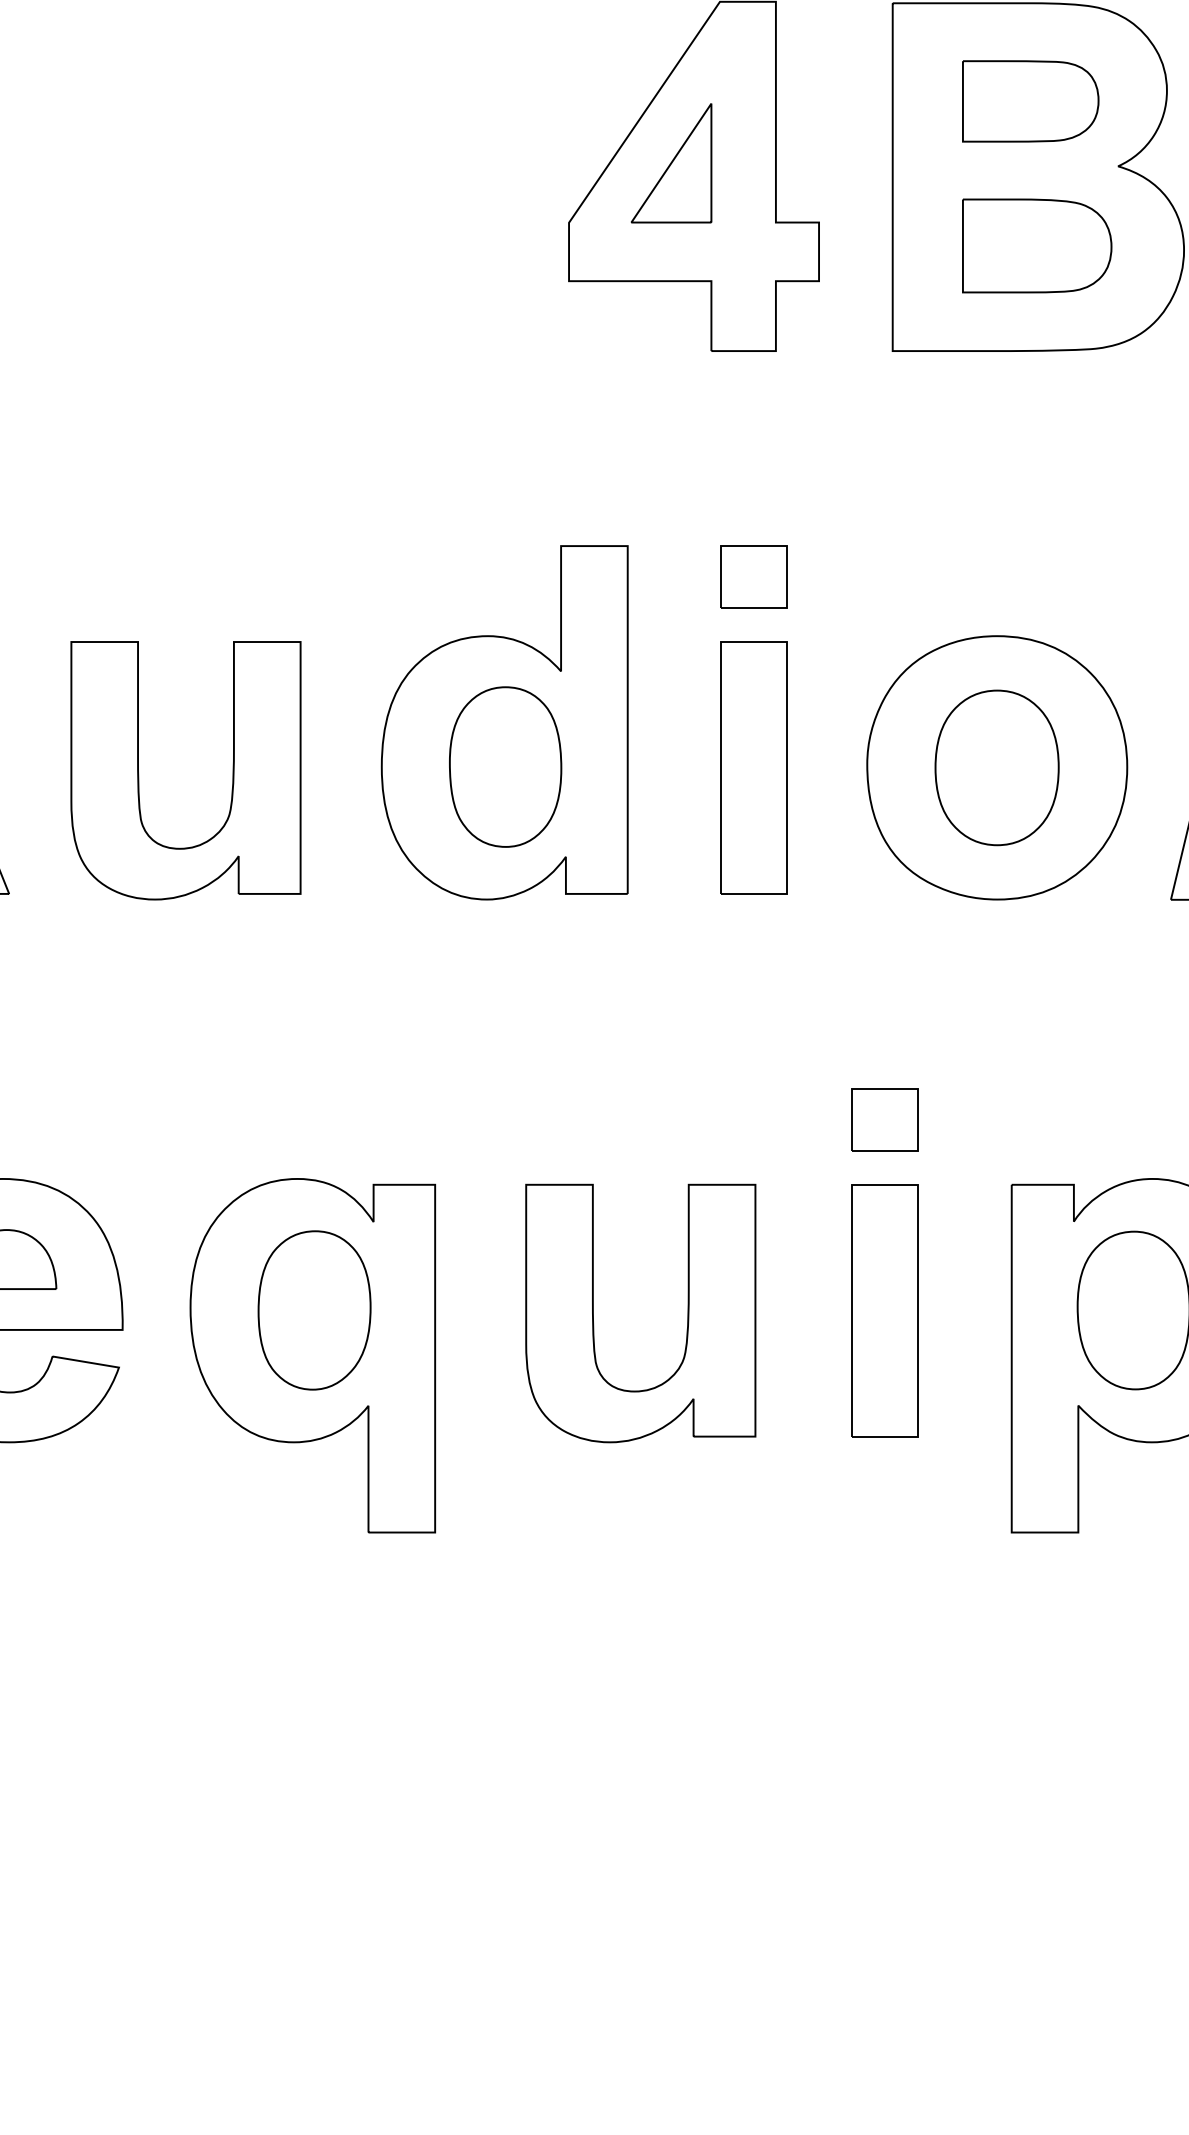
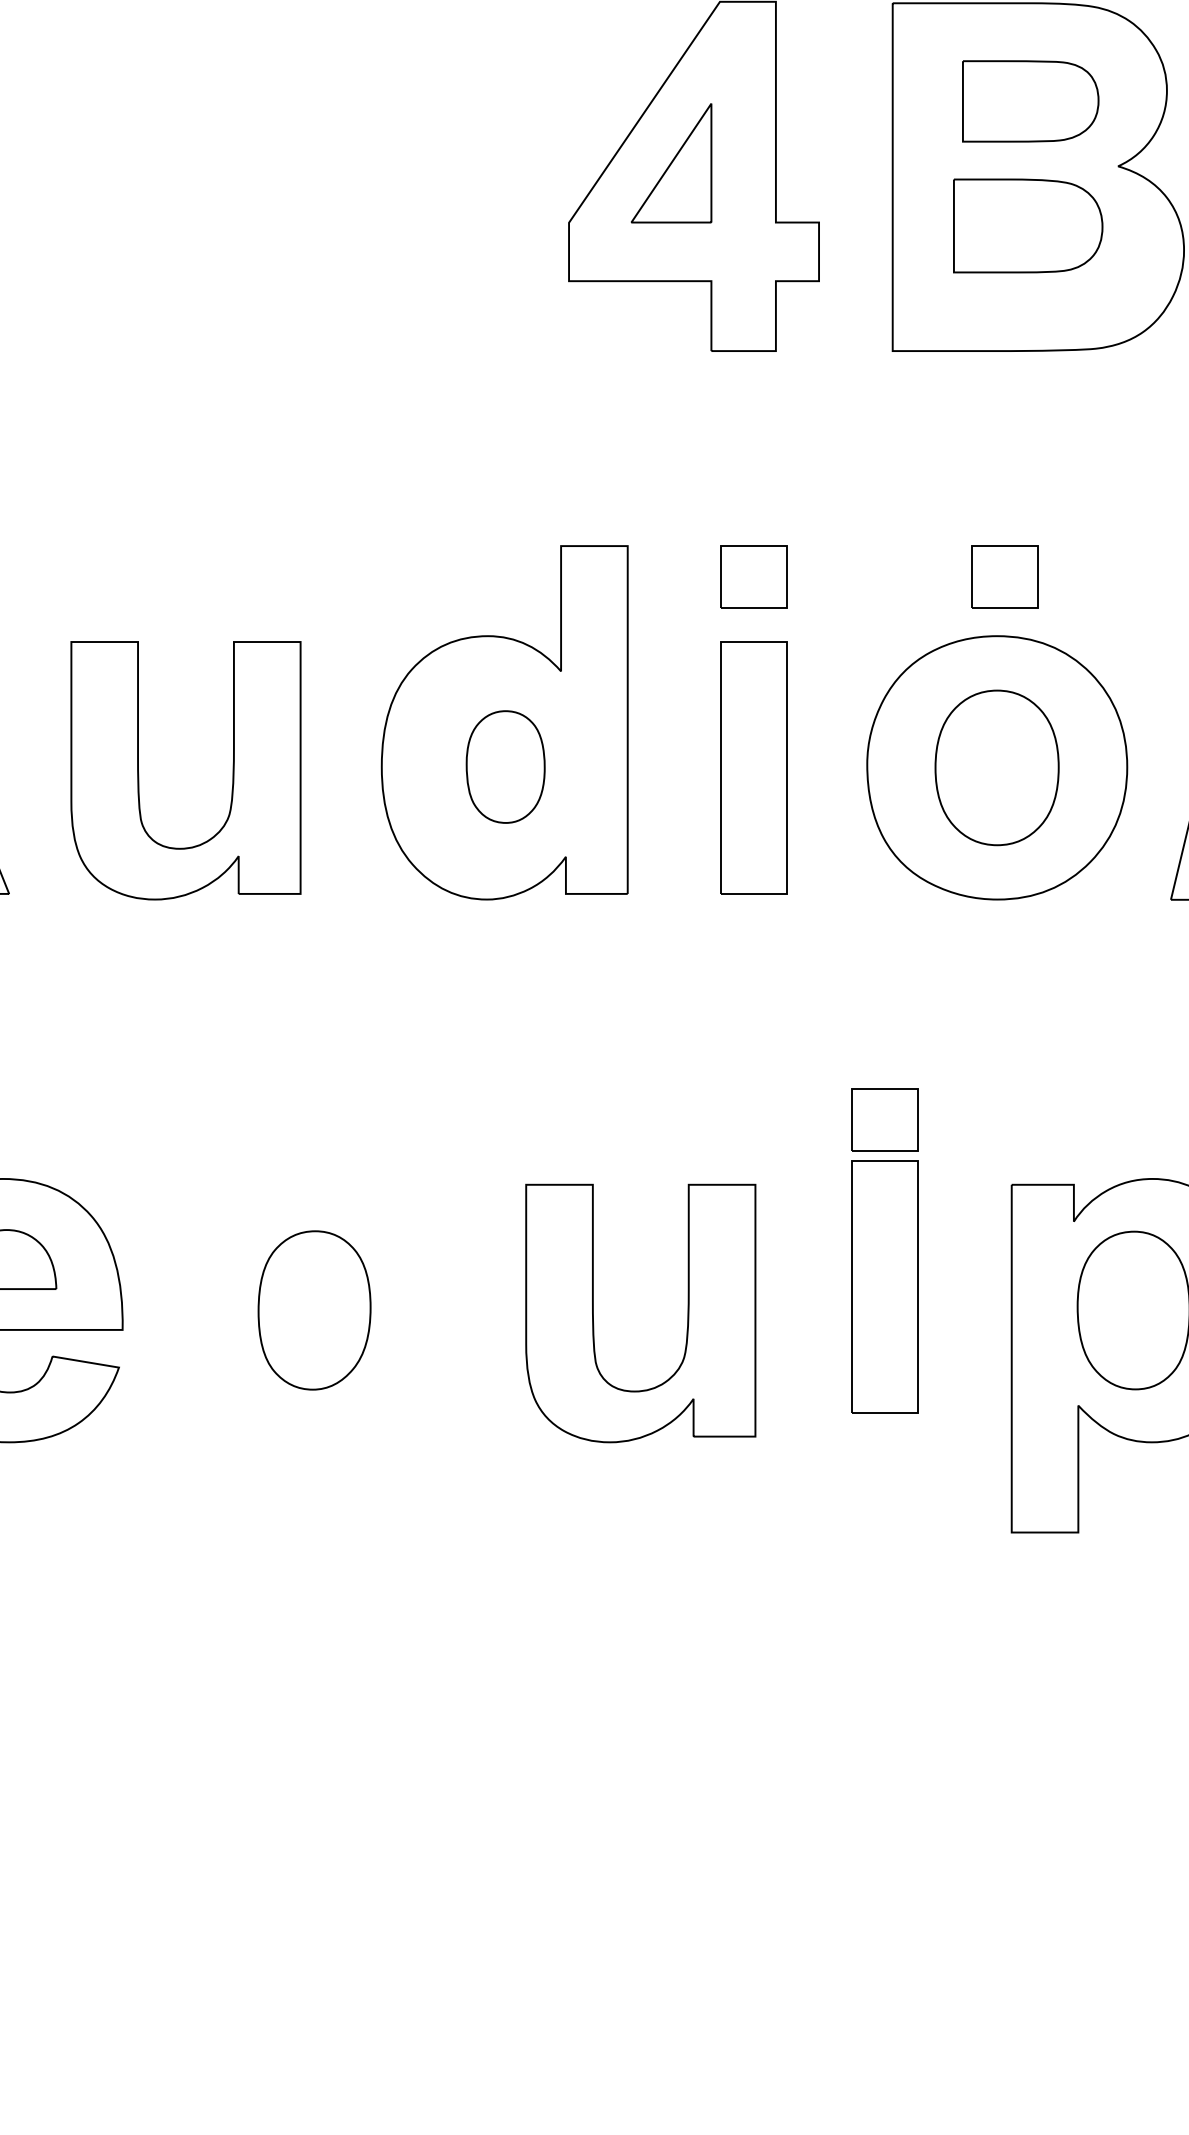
part position: (1037, 245) -> (1028, 225) (1028, 225)
part: none -> present (1004, 576)
part size: 114x162 px -> 81x114 px (505, 766)
part position: (884, 1310) -> (884, 1286) (884, 1286)
part: present -> none (312, 1355)
